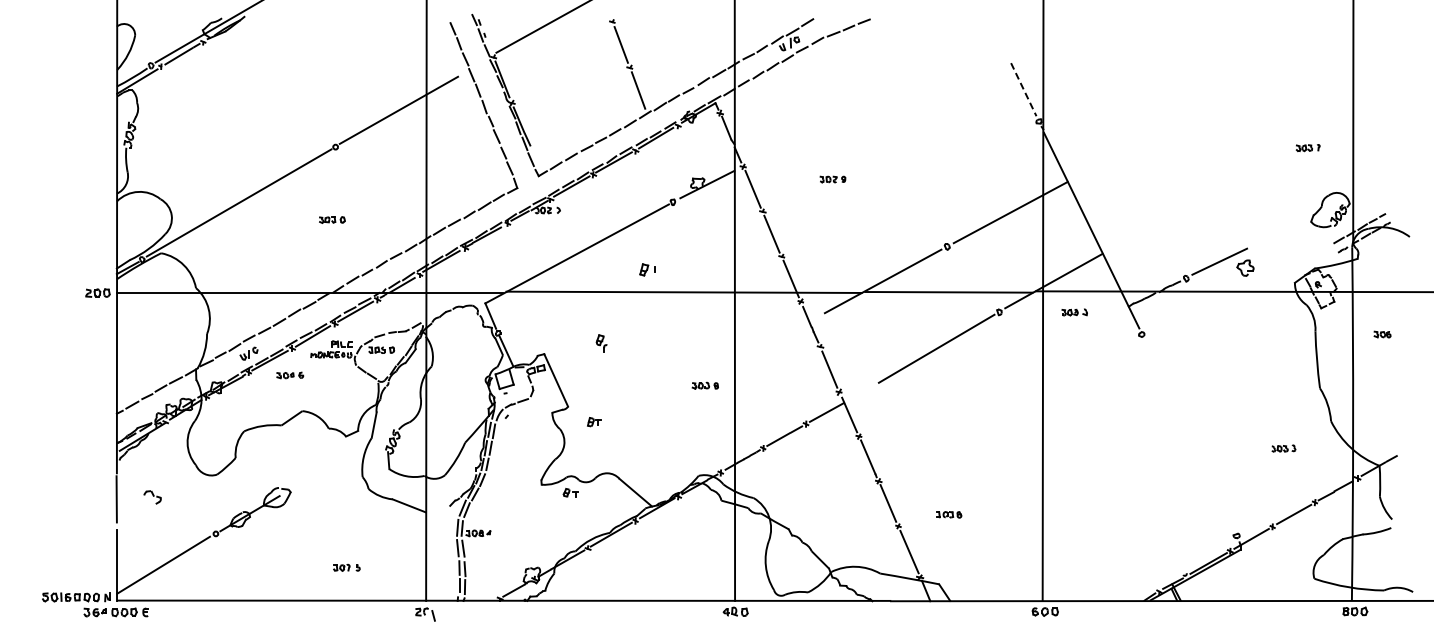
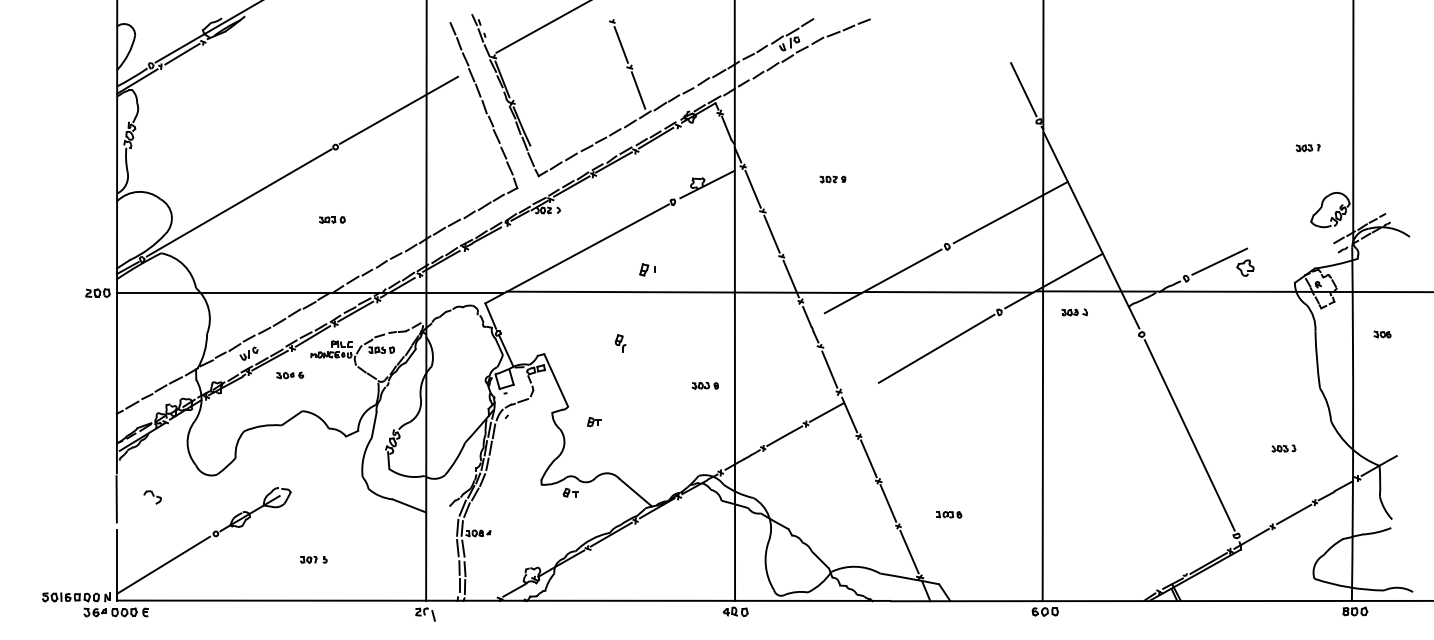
line: dashed -> solid (1024, 90)
part position: (601, 343) -> (620, 343) (620, 343)
line: none -> present (1189, 435)
part position: (346, 567) -> (313, 559) (313, 559)
